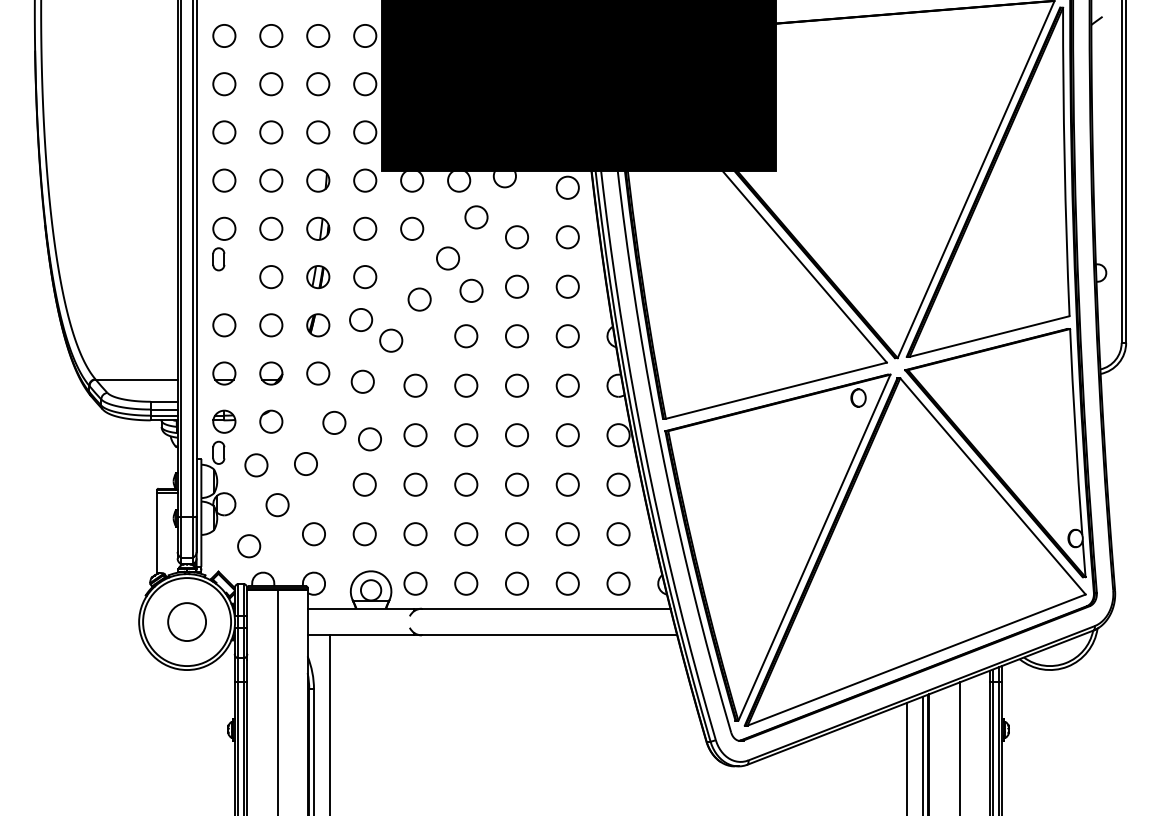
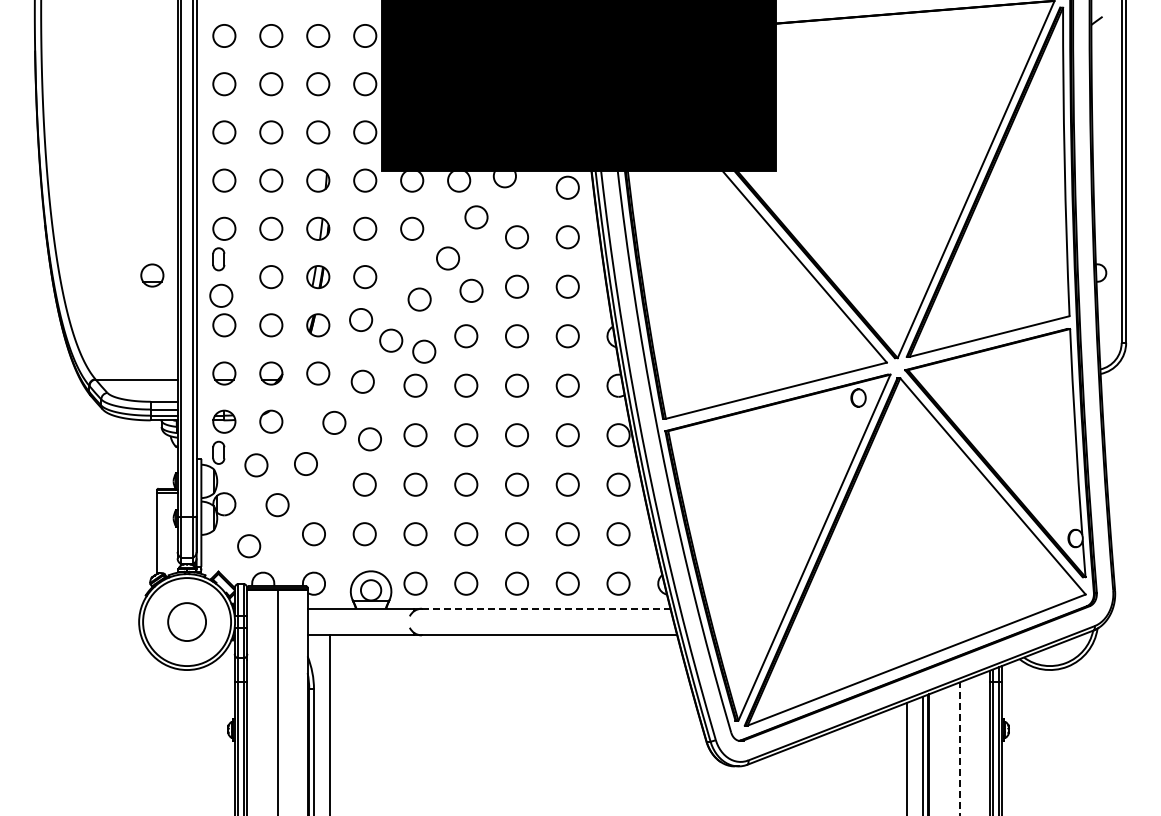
part: none -> present (152, 275)
circle: none -> present (221, 295)
circle: none -> present (424, 351)
line: solid -> dashed (545, 608)
line: solid -> dashed (959, 748)
